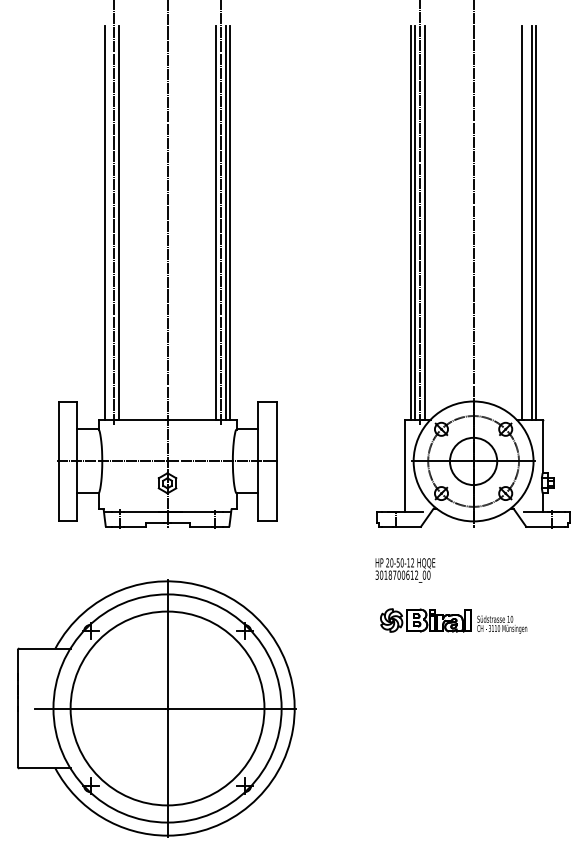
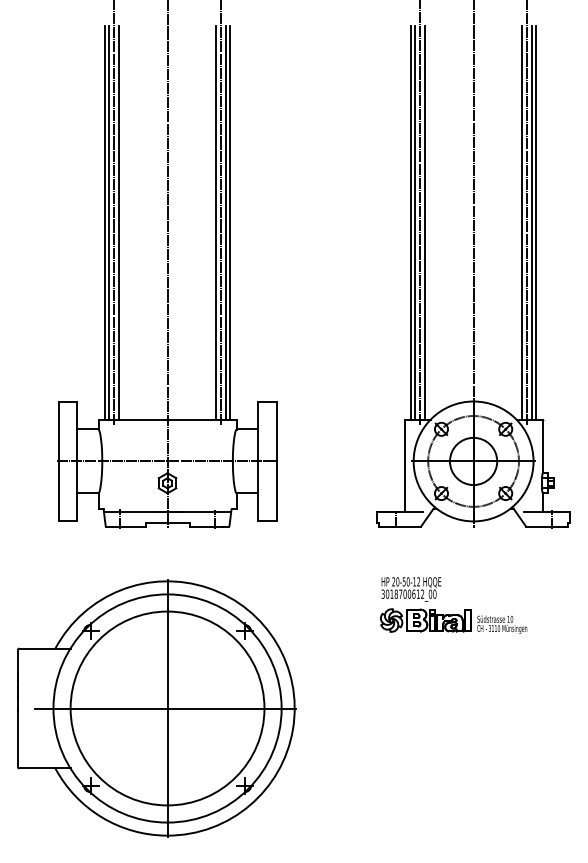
line: none -> present (527, 213)
line: none -> present (109, 222)
text position: (405, 570) -> (411, 589) (411, 589)
